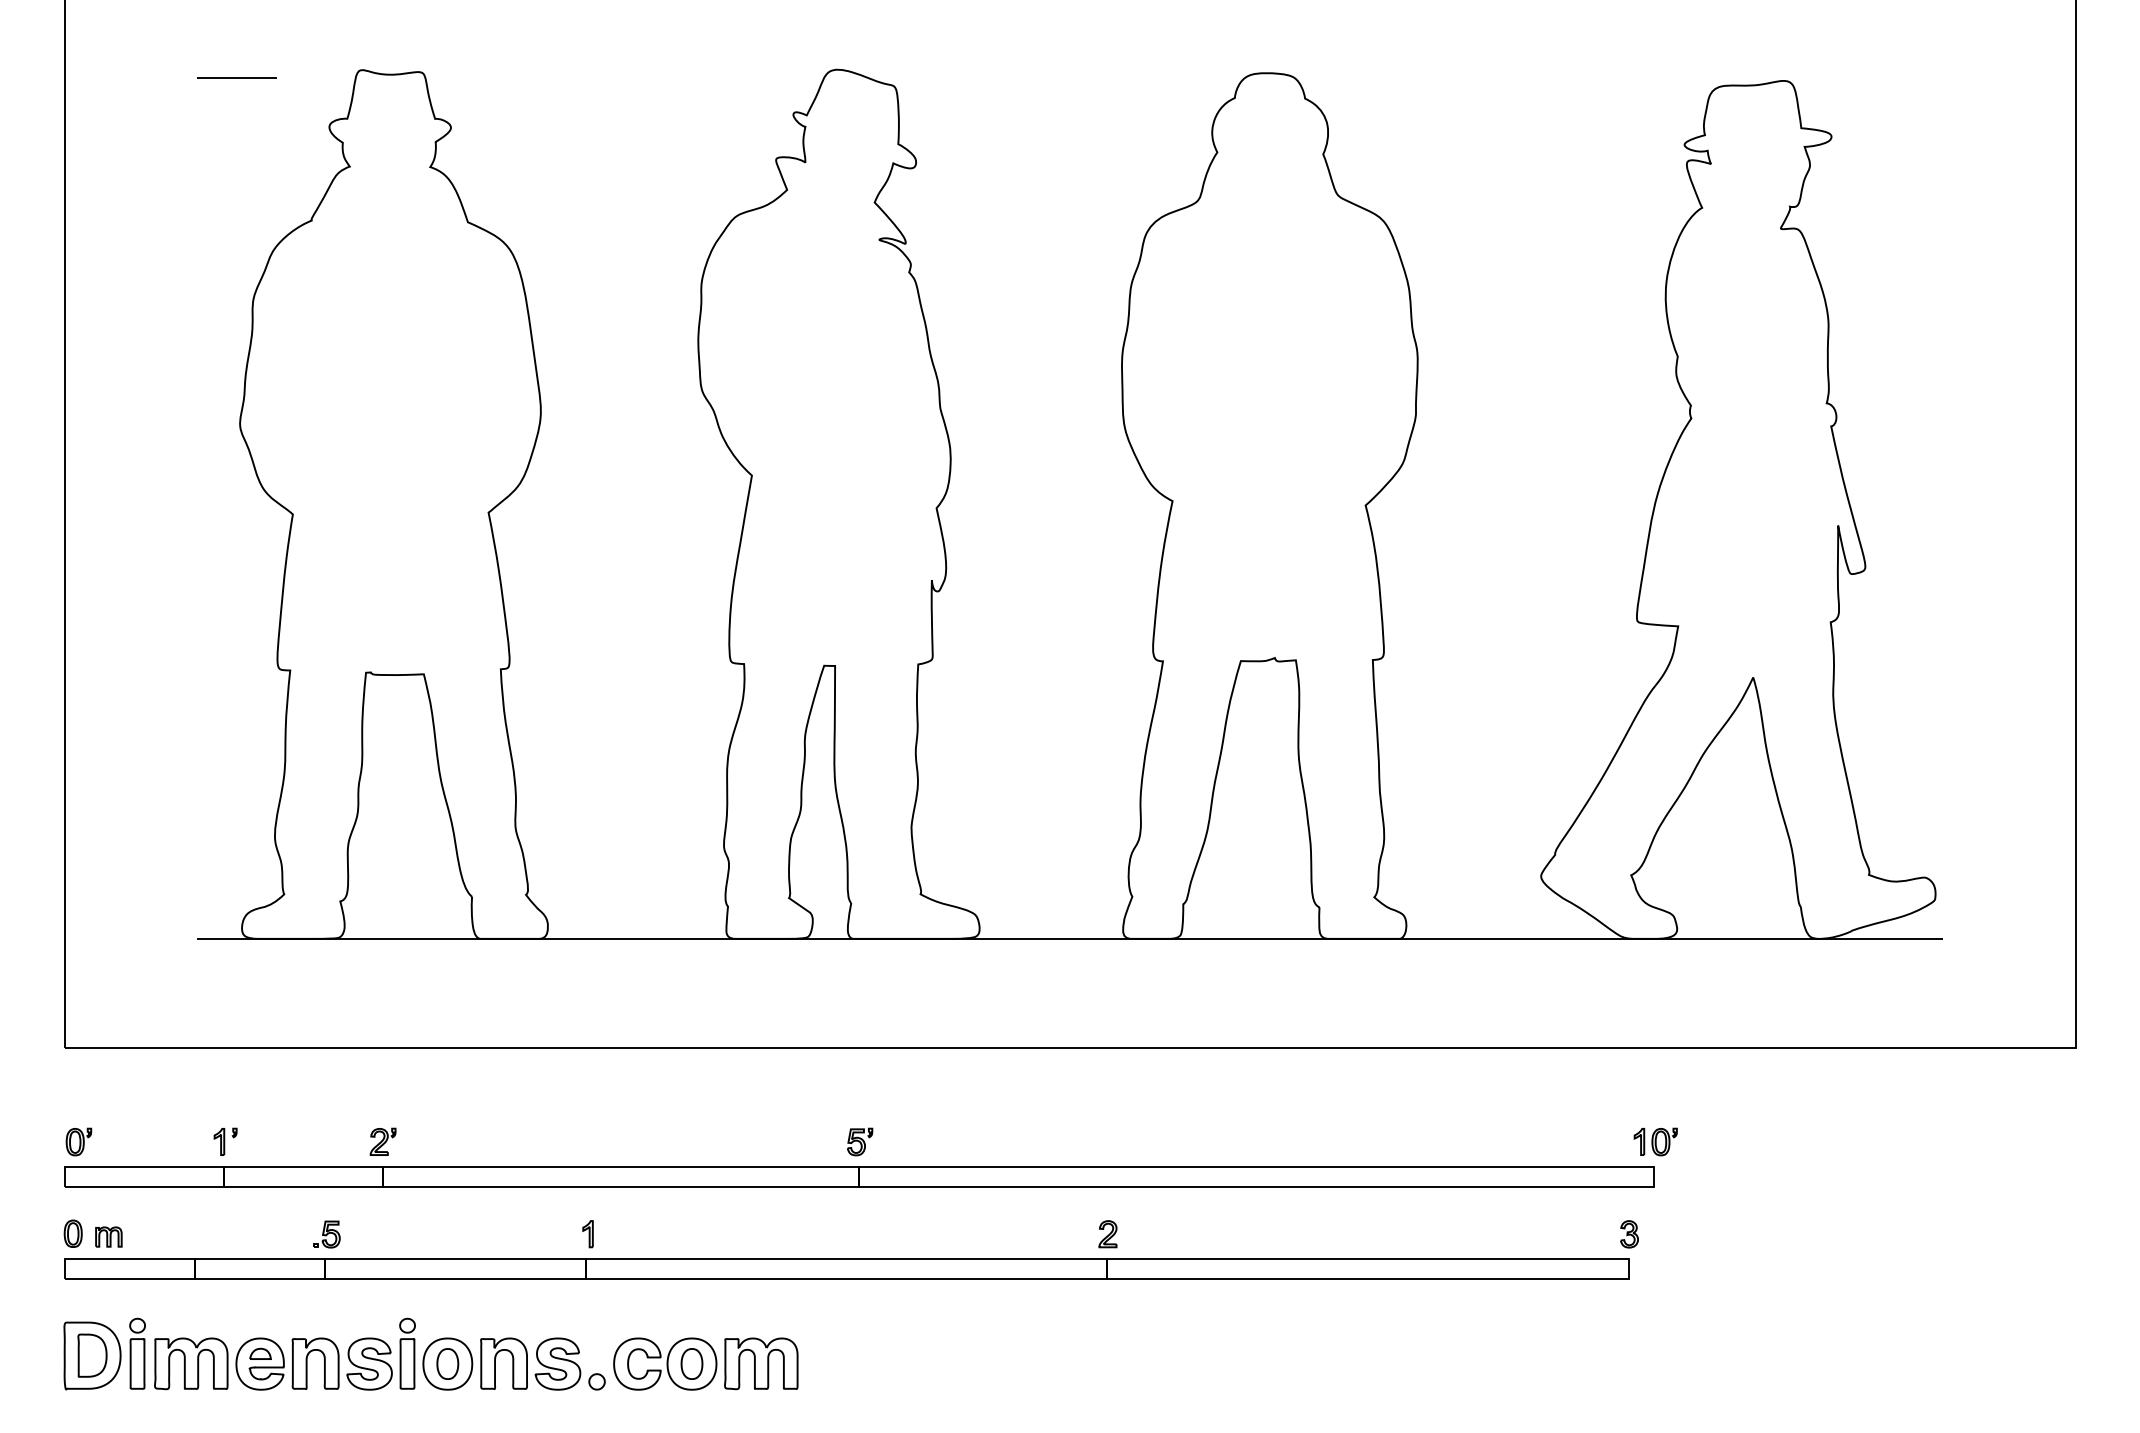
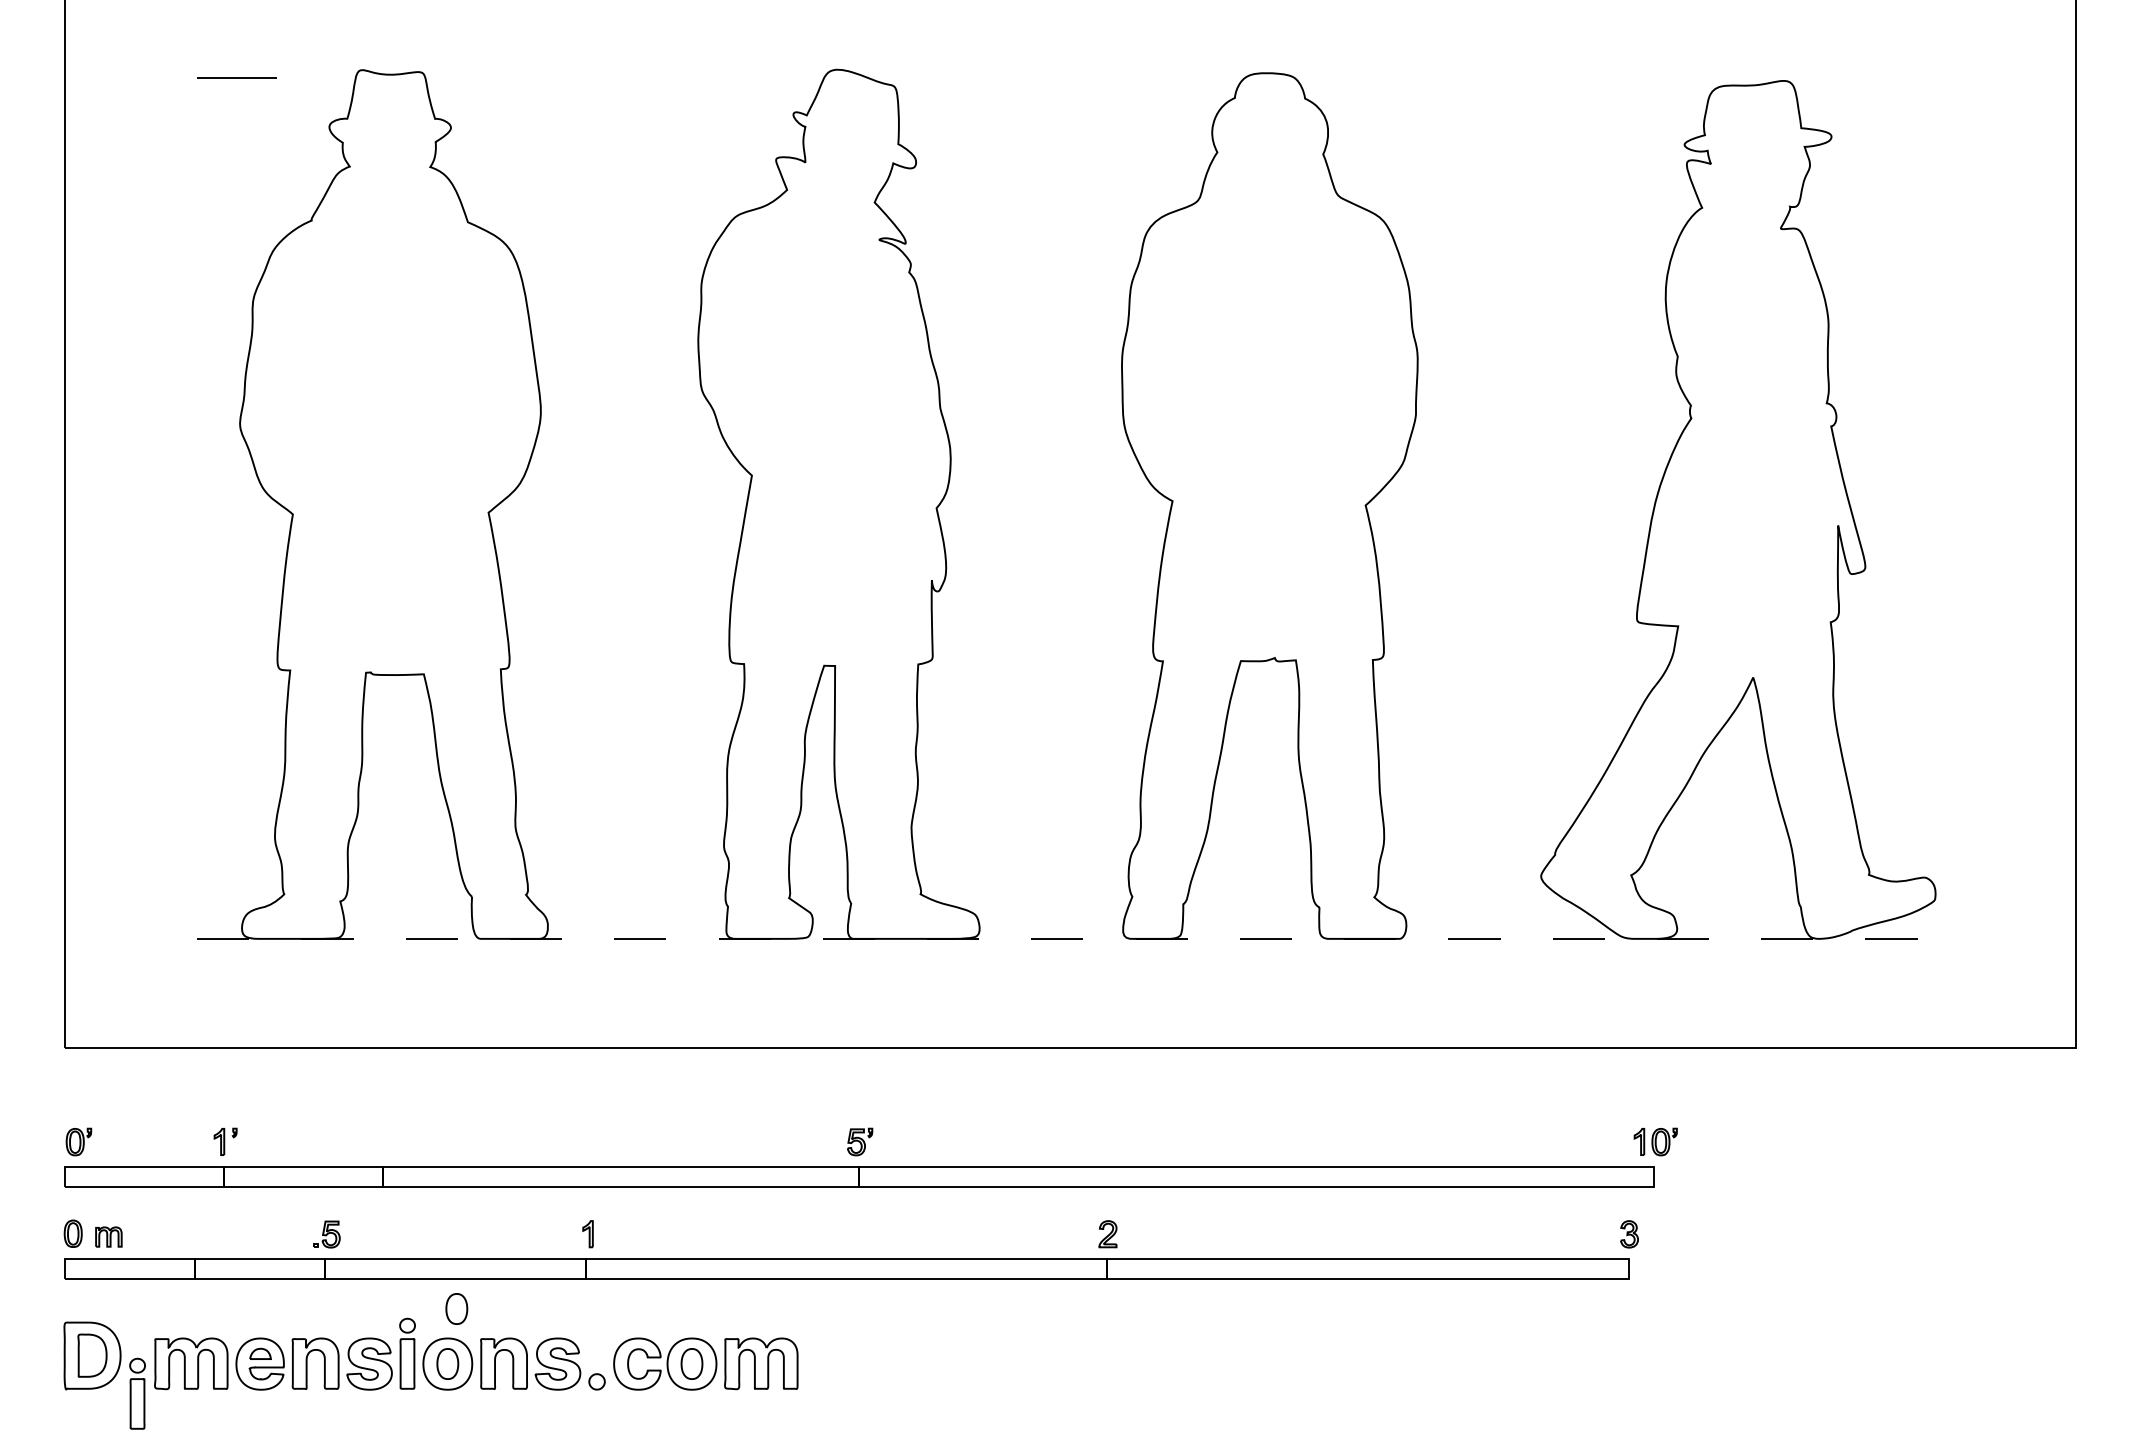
line: solid -> dashed (1070, 938)
part: present -> none (382, 1141)
part: none -> present (456, 1308)
part position: (137, 1353) -> (137, 1393) (137, 1393)
